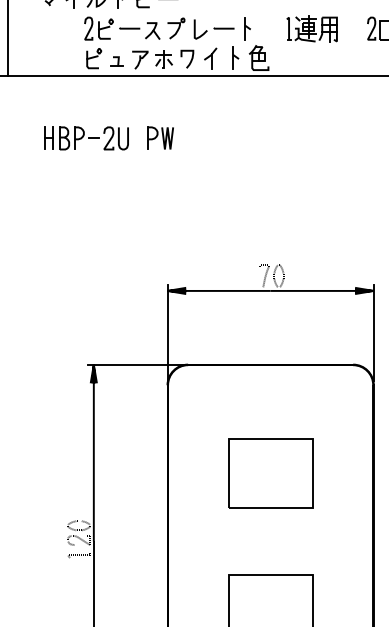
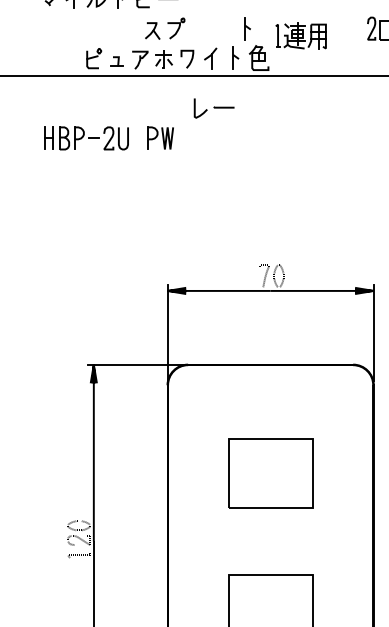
part: present -> none (112, 28)
part position: (311, 28) -> (300, 35) (300, 35)
part position: (213, 29) -> (213, 108) (213, 108)
line: present -> none (8, 38)
